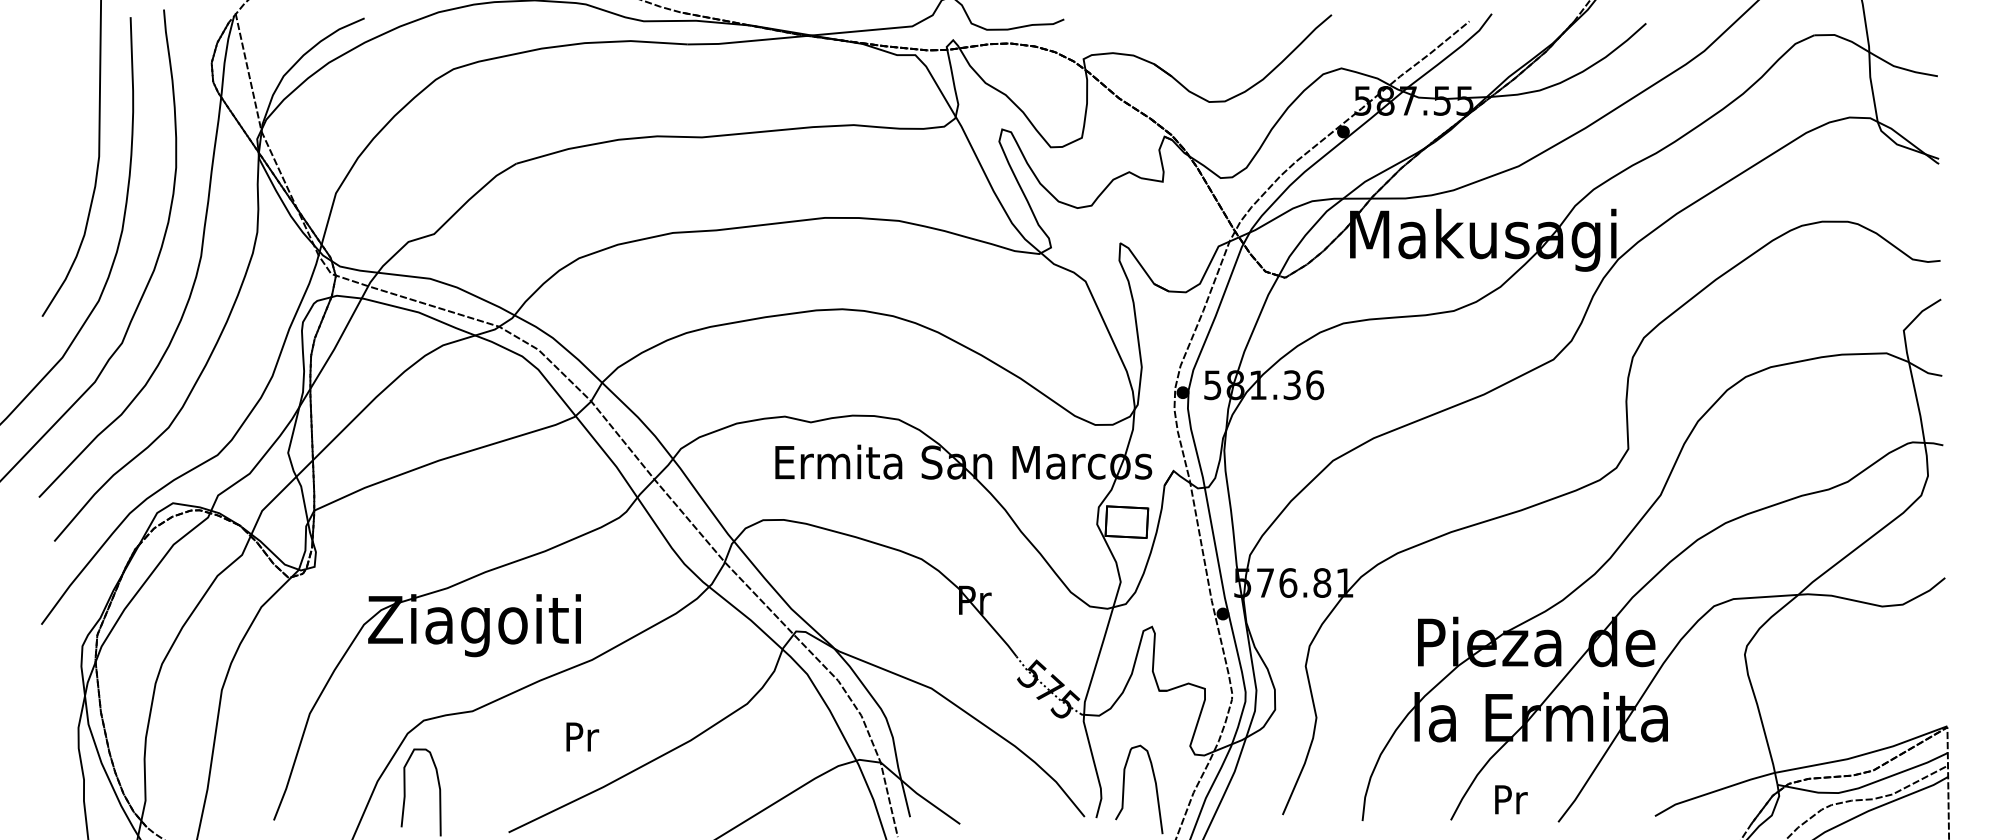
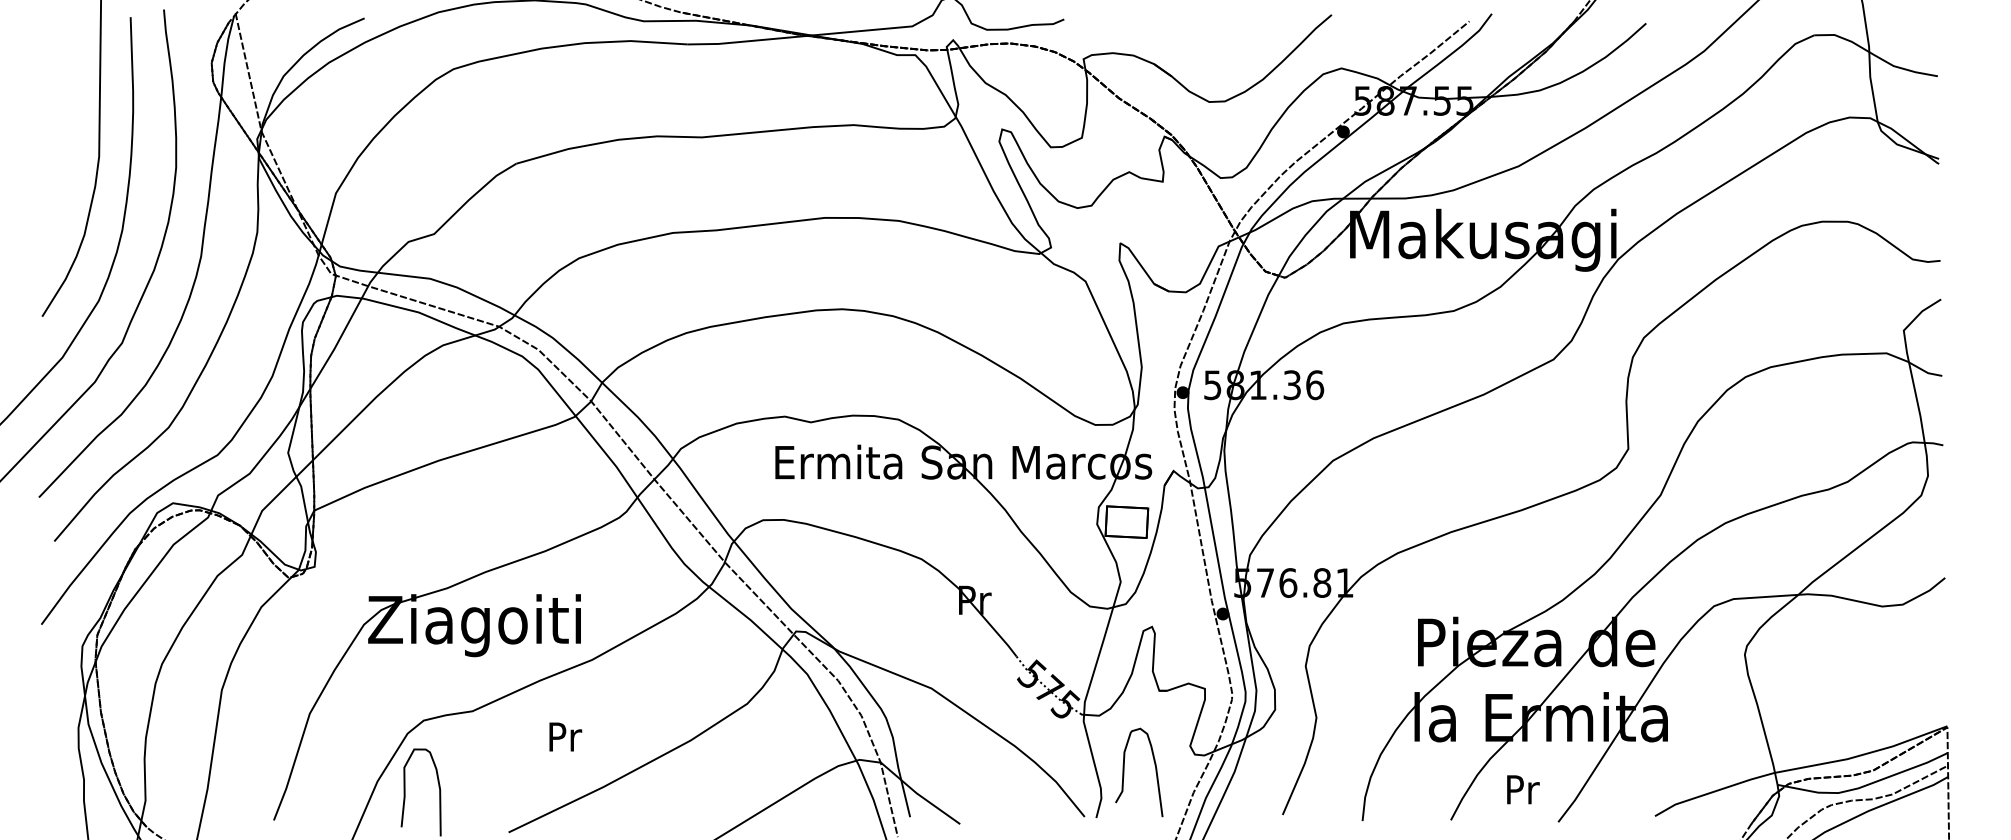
text position: (582, 736) -> (565, 736) (565, 736)
curve position: (1124, 789) -> (1124, 772) (1124, 772)
text position: (1511, 799) -> (1523, 789) (1523, 789)
